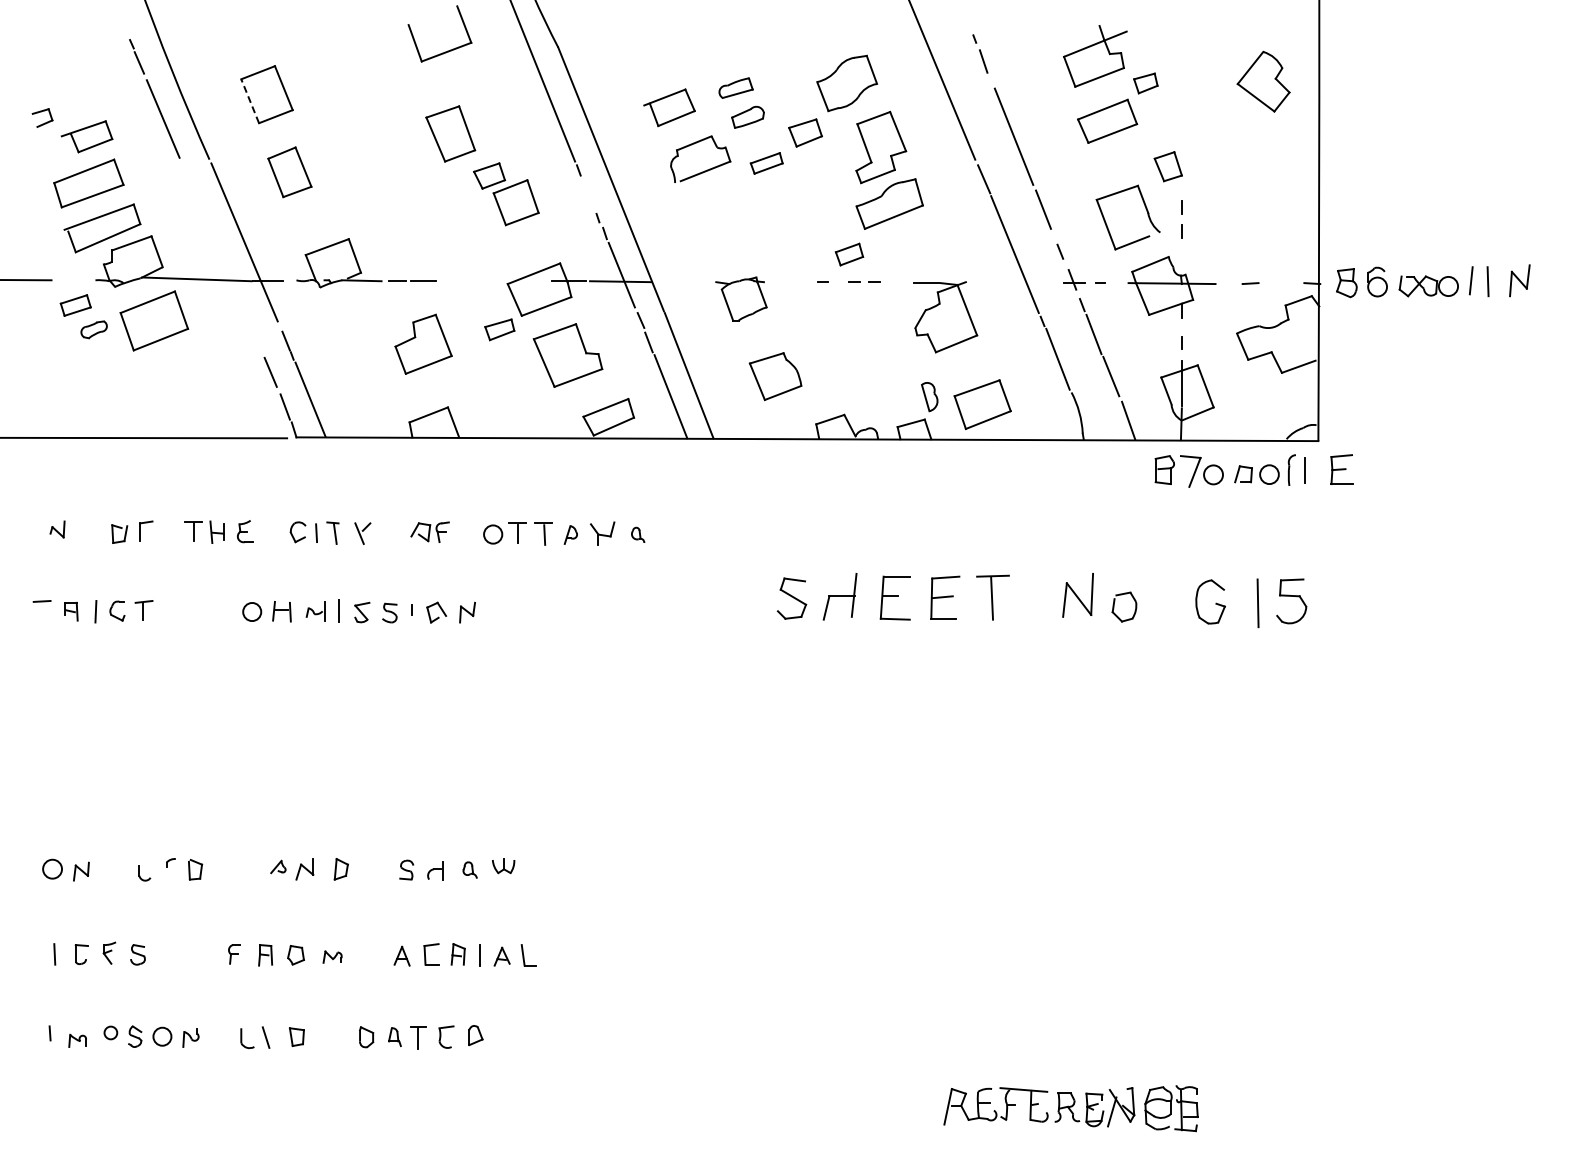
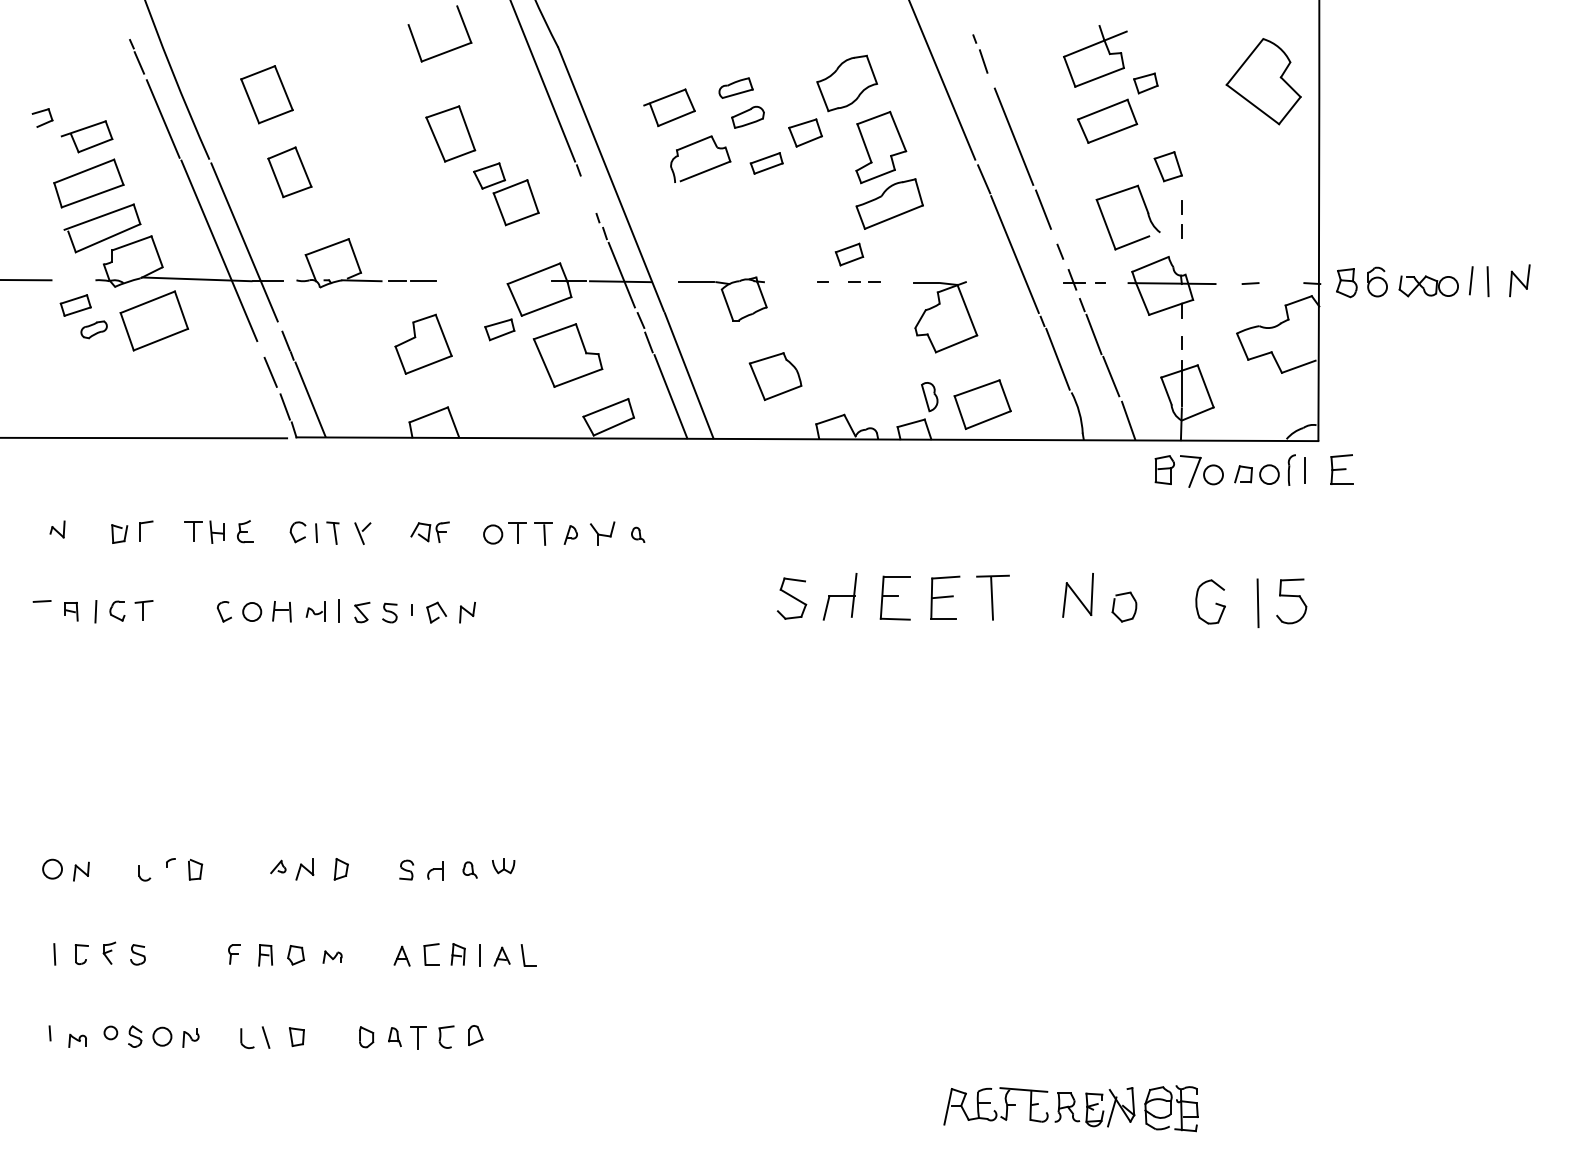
part size: 55x63 px -> 77x88 px (1263, 81)
line: dashed -> solid (250, 101)
line: none -> present (219, 250)
line: none -> present (696, 282)
part: none -> present (223, 611)
